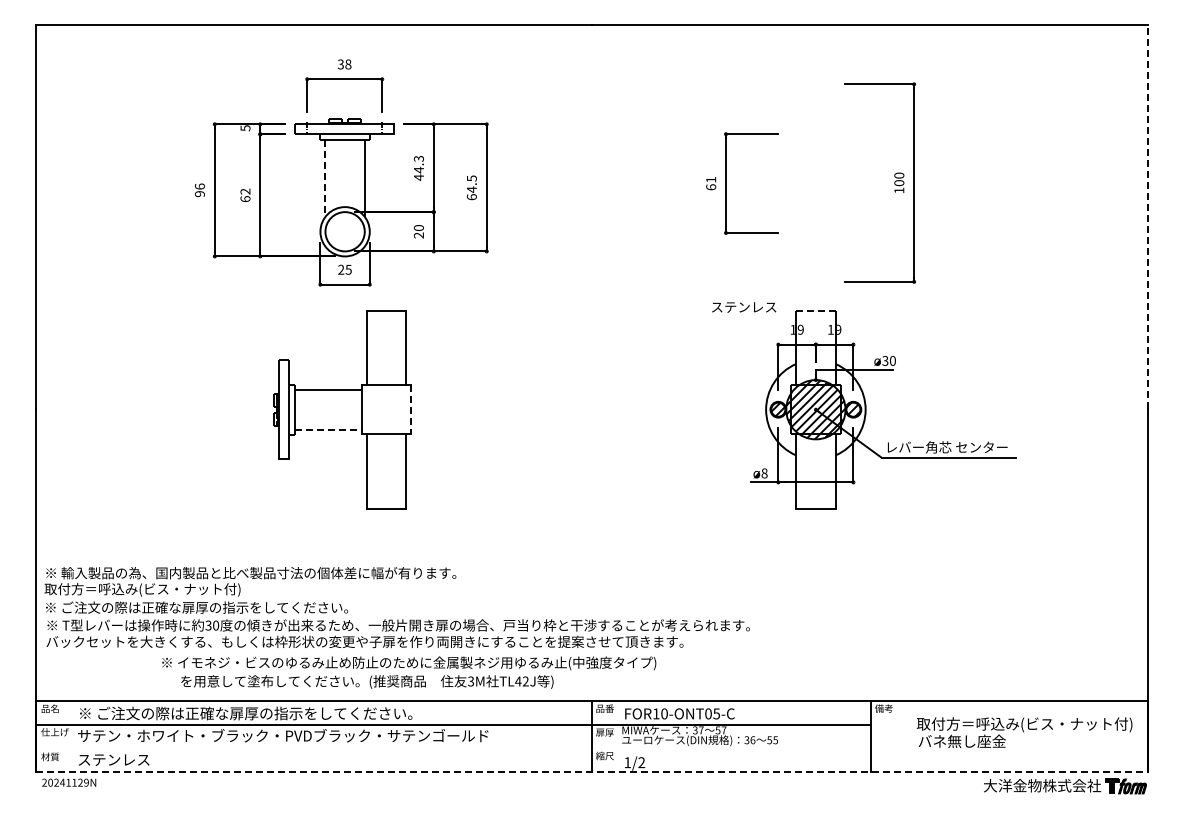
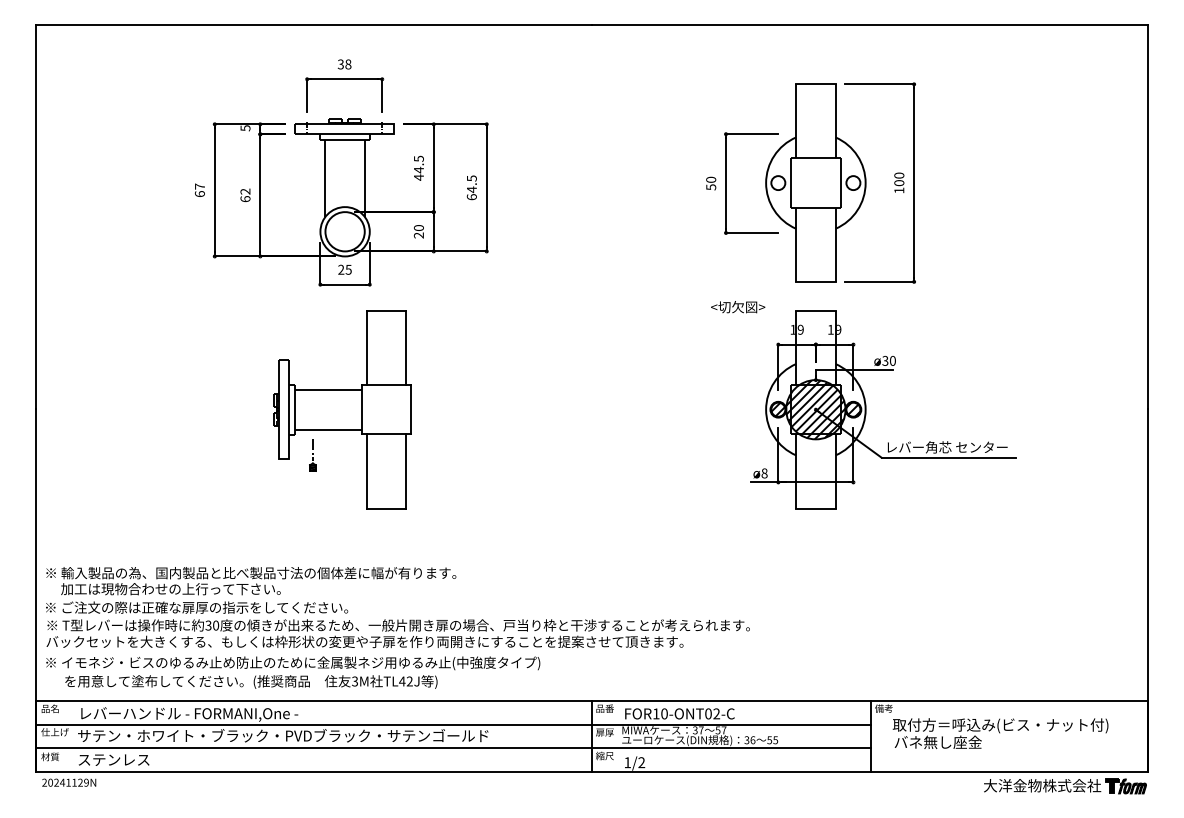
text: 44.3 -> 44.5 (417, 158)
line: dashed -> solid (325, 179)
part: none -> present (815, 182)
text: 61 -> 50 (711, 183)
text: 96 -> 67 (199, 190)
line: dashed -> solid (1148, 216)
text: ステンレス -> <切欠図> (743, 307)
line: dashed -> solid (815, 310)
line: dashed -> solid (410, 409)
line: dashed -> solid (328, 429)
part: none -> present (312, 455)
text: 取付方＝呼込み(ビス・ナット付) -> 加工は現物合わせの上行って下さい。 (162, 589)
text position: (409, 672) -> (293, 672) (293, 672)
text: ※ ご注文の際は正確な扉厚の指示をしてください。 -> レバーハンドル - FORMANI,One - (246, 713)
text: FOR10-ONT05-C -> FOR10-ONT02-C (716, 713)
text position: (1024, 732) -> (1000, 733) (1000, 733)
line: none -> present (452, 748)
line: dashed -> solid (592, 772)
